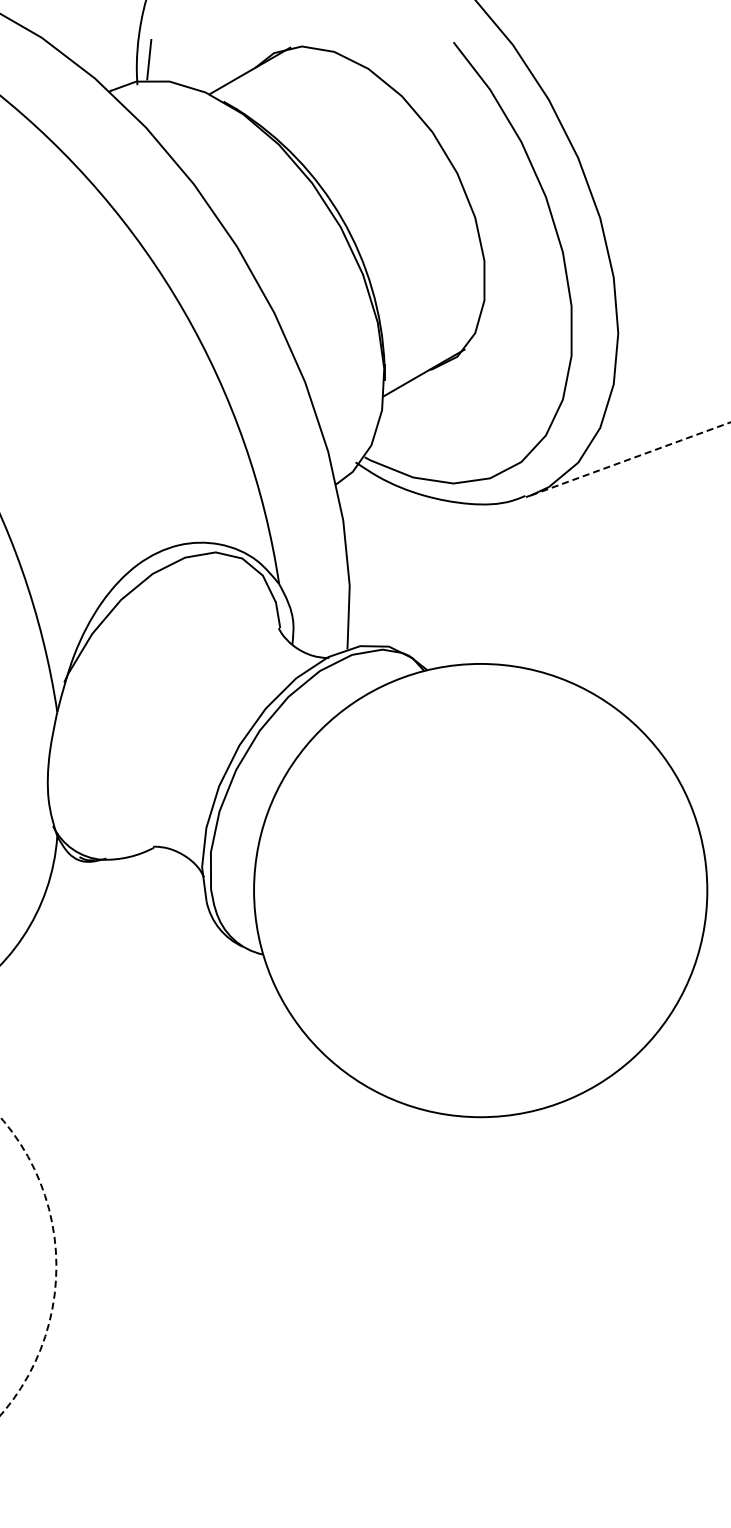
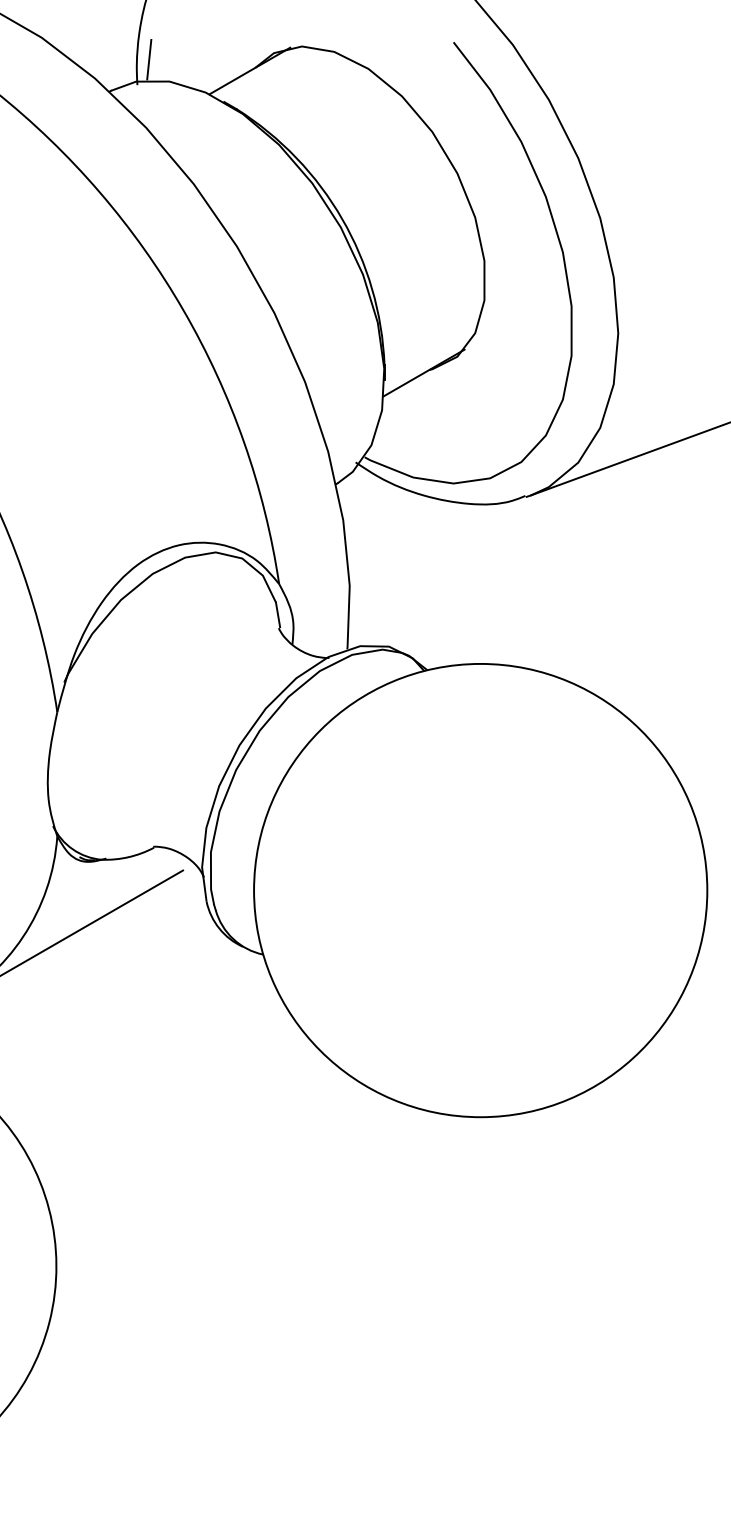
line: dashed -> solid (631, 458)
line: none -> present (92, 922)
arc: dashed -> solid (56, 1265)
